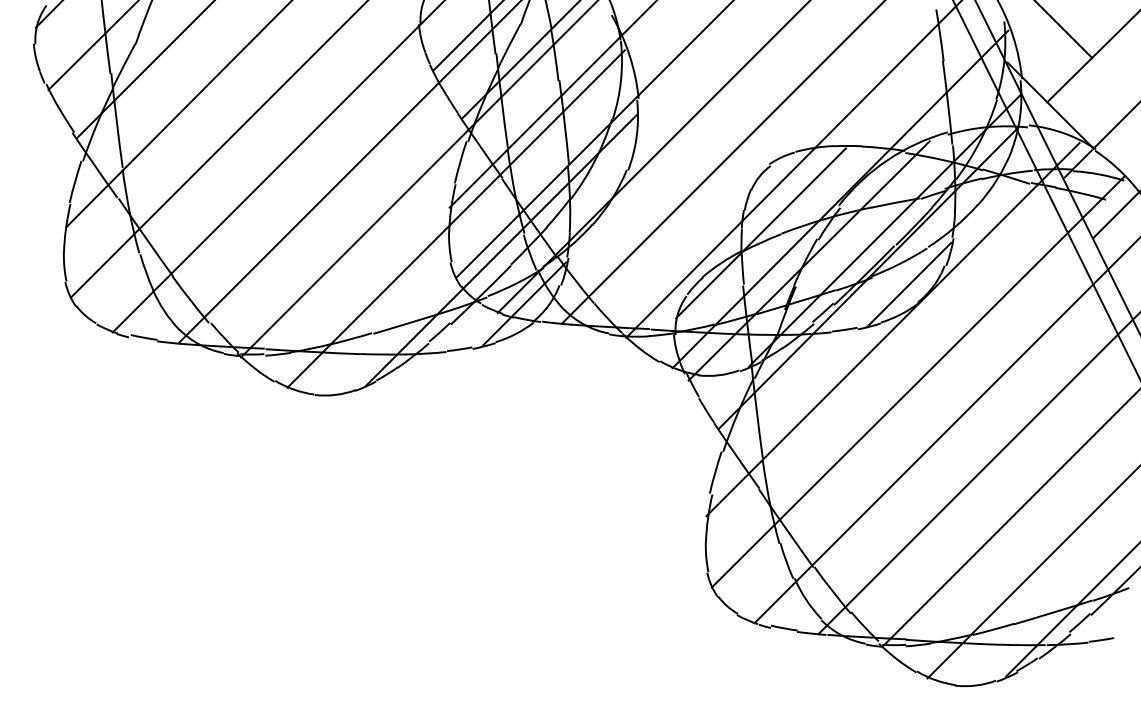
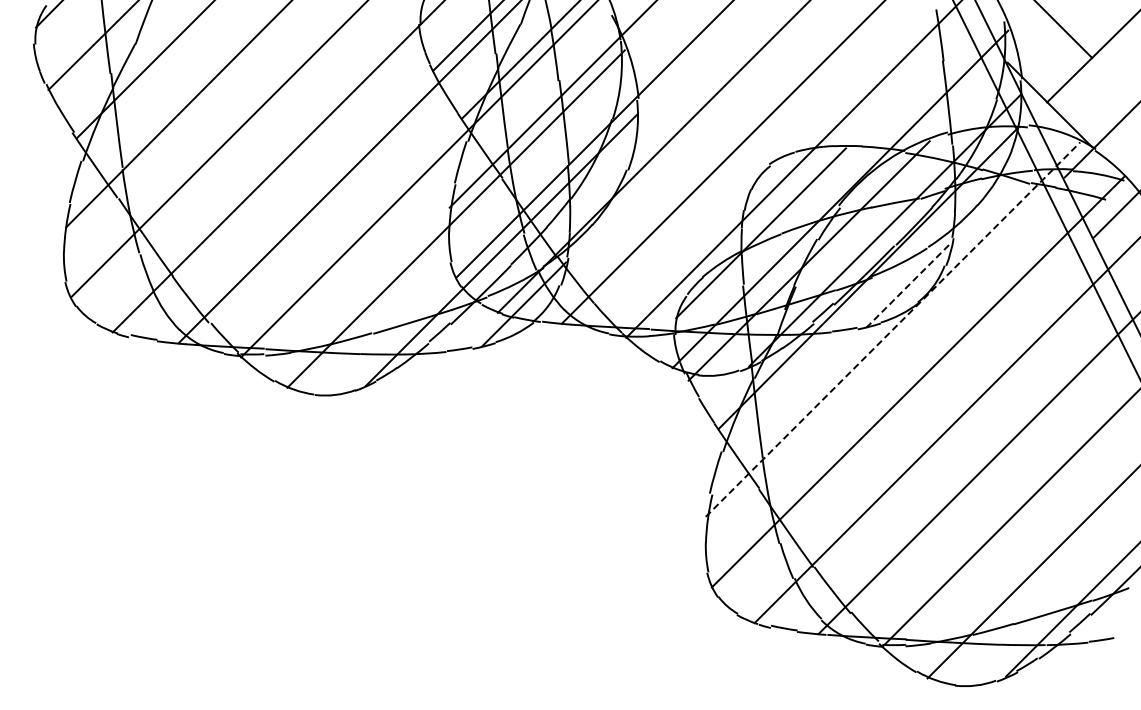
line: solid -> dashed (909, 285)
line: solid -> dashed (893, 329)
